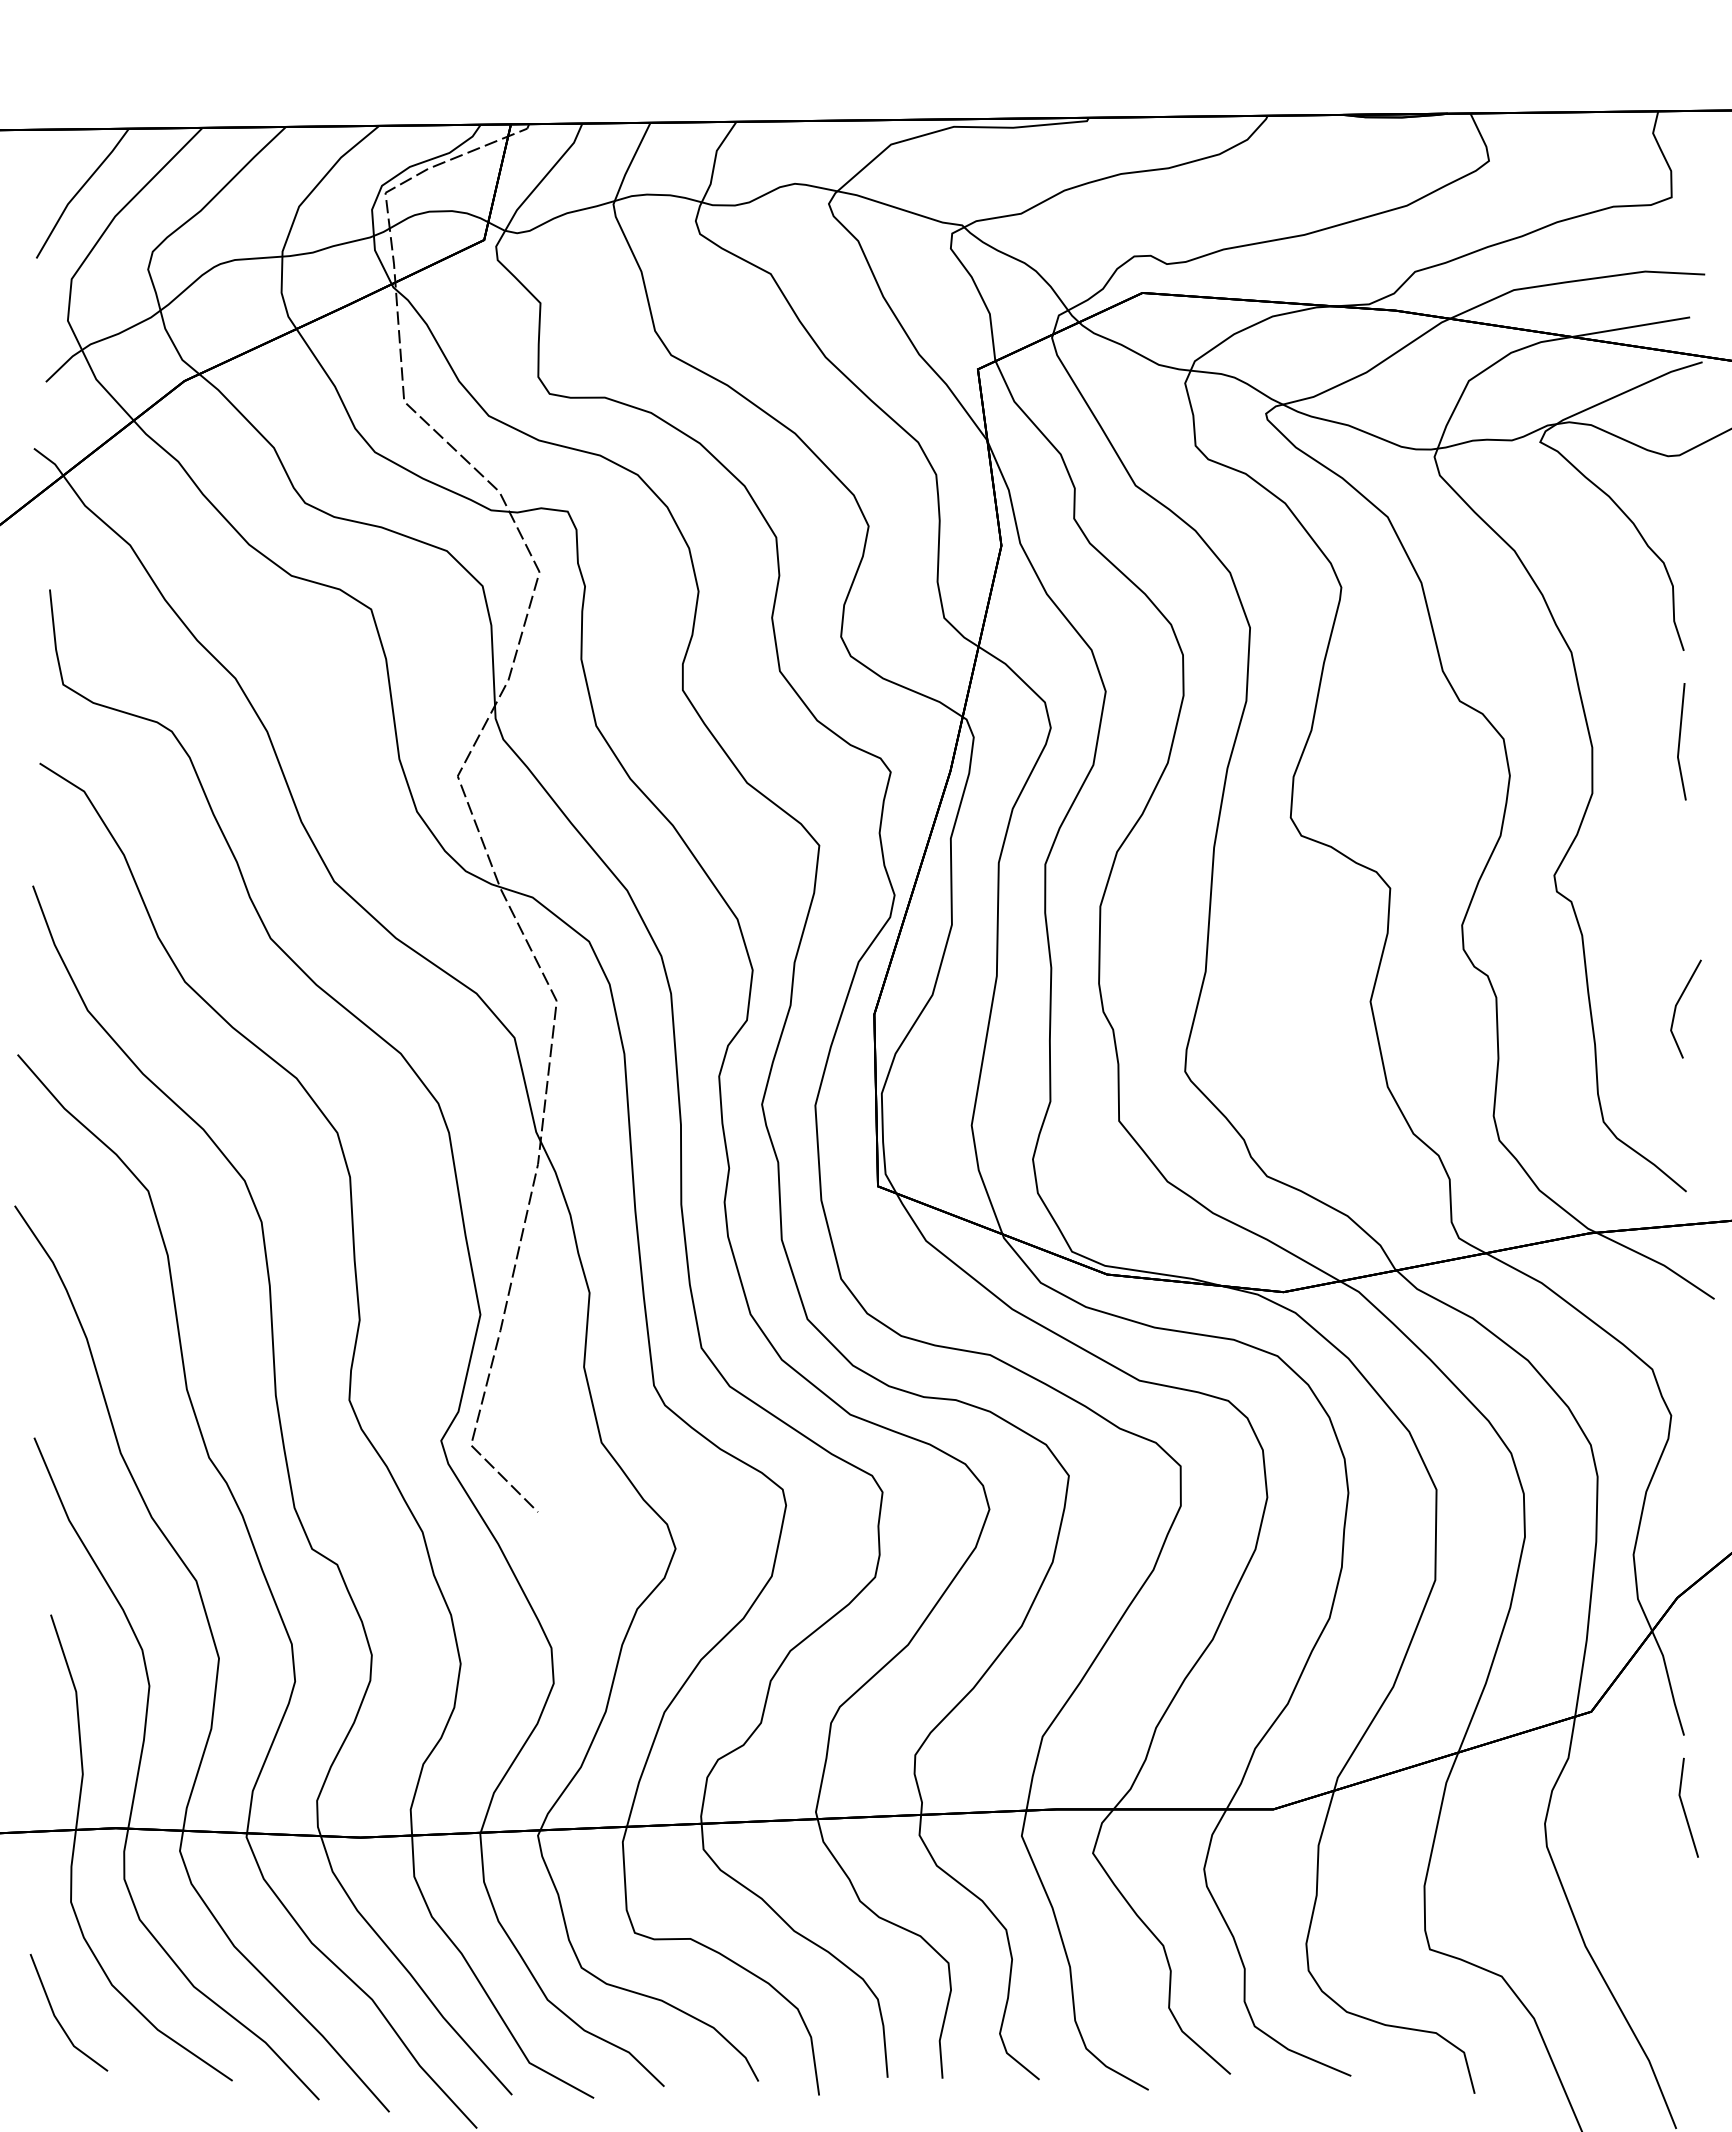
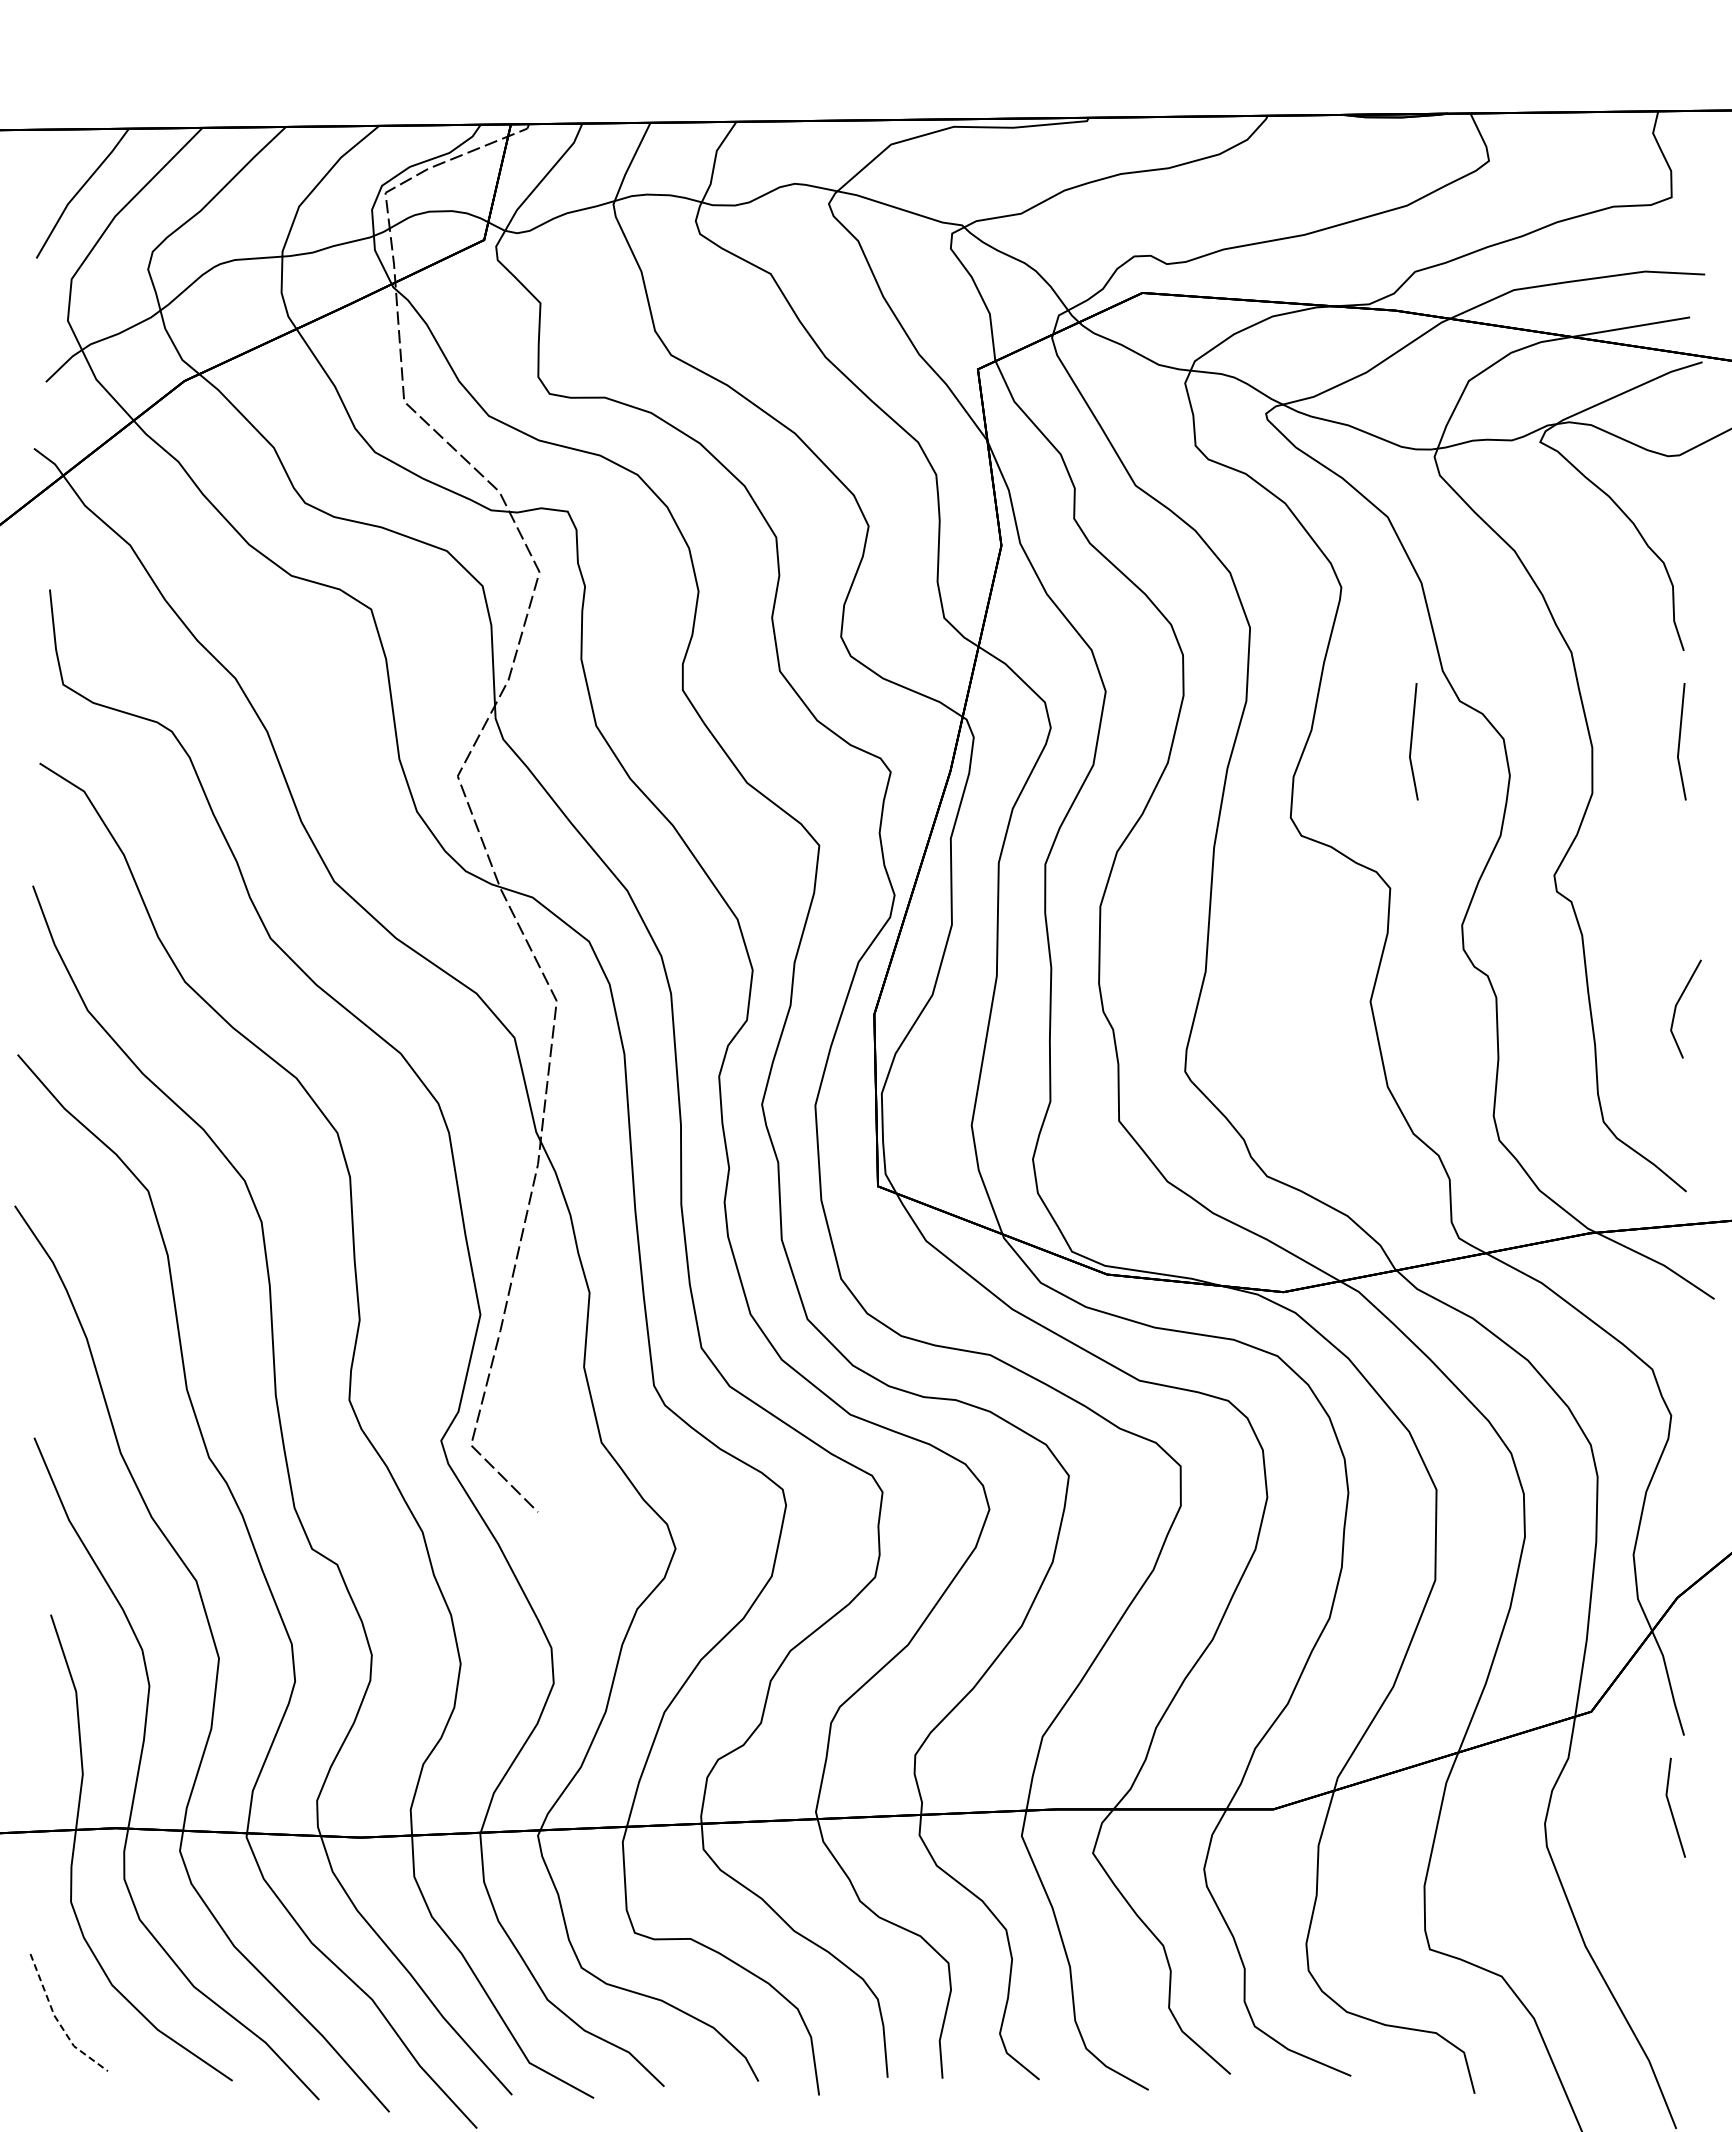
line: none -> present (1412, 741)
line position: (1684, 1807) -> (1671, 1807) (1671, 1807)
line: solid -> dashed (58, 2021)
